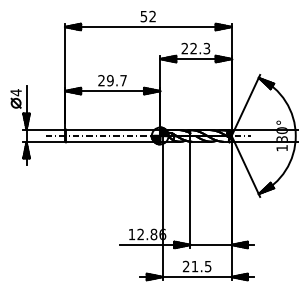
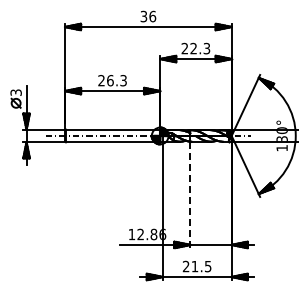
text: 52 -> 36 (148, 16)
text: 29.7 -> 26.3 (116, 80)
text: 4 -> 3 (15, 92)
line: solid -> dashed (190, 195)
